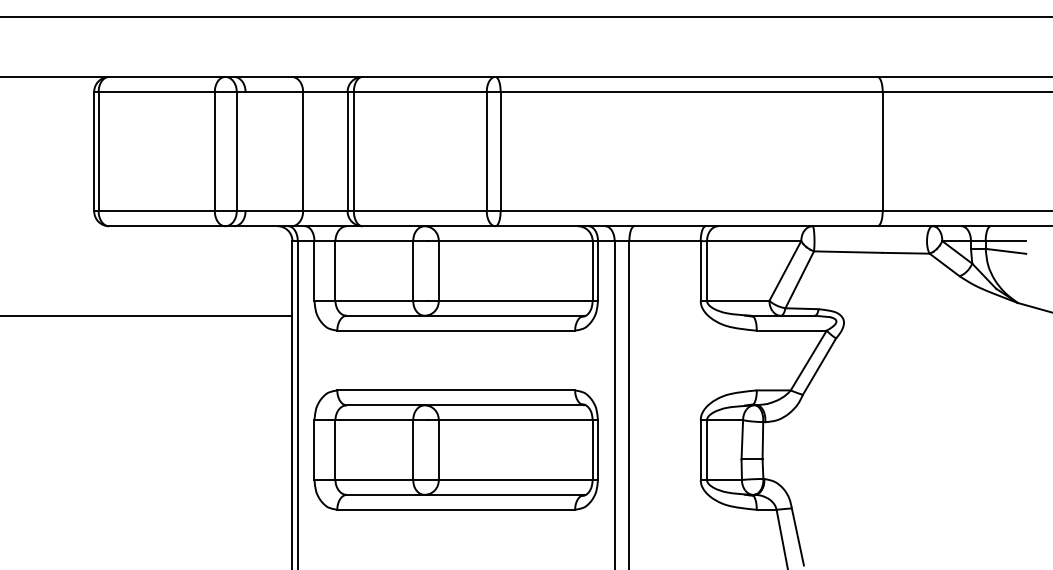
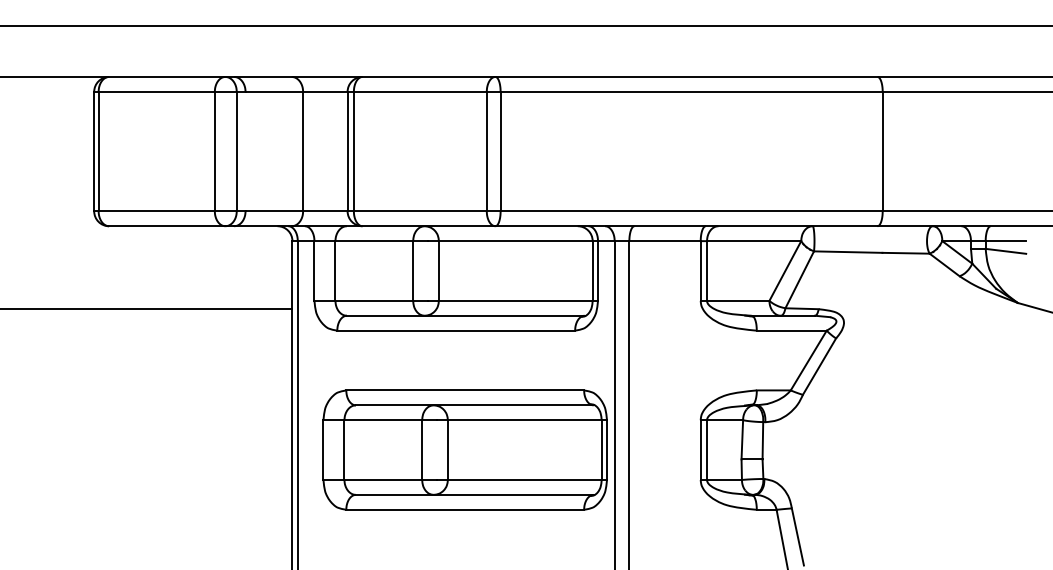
line position: (525, 17) -> (525, 26) (525, 26)
line position: (147, 315) -> (147, 308) (147, 308)
part position: (455, 449) -> (464, 449) (464, 449)
